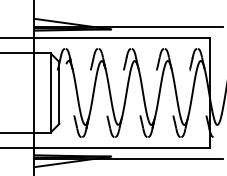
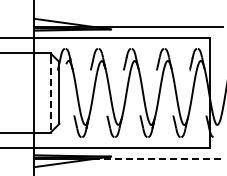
line: solid -> dashed (50, 94)
line: solid -> dashed (158, 159)
